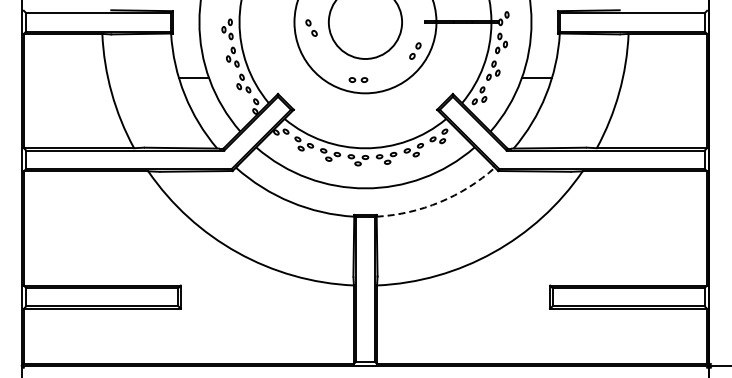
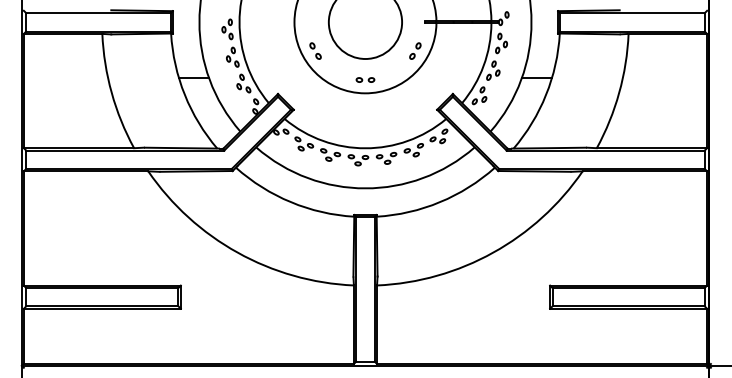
part position: (311, 27) -> (315, 50) (315, 50)
part position: (358, 79) -> (365, 79) (365, 79)
arc: dashed -> solid (439, 202)
